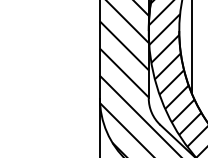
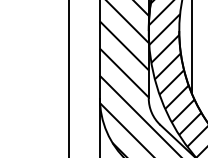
line: none -> present (69, 78)
